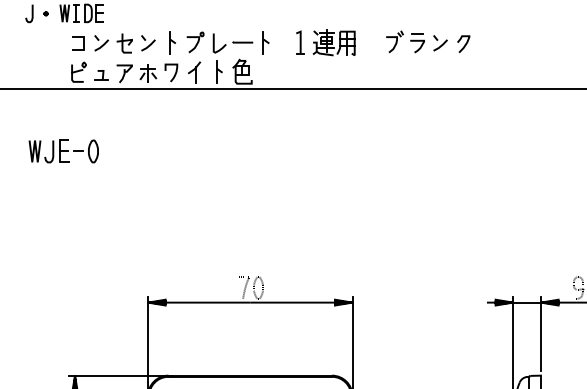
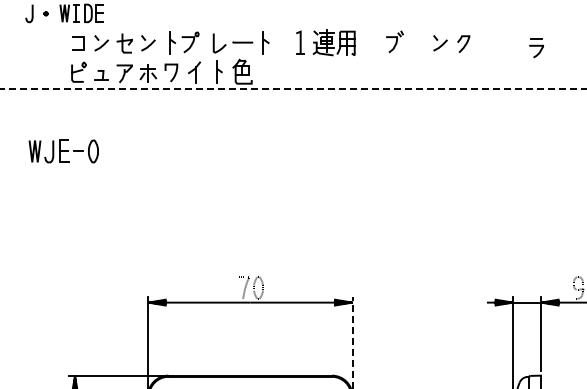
part position: (195, 42) -> (190, 42) (190, 42)
part position: (417, 43) -> (536, 48) (536, 48)
line: solid -> dashed (294, 89)
line: solid -> dashed (352, 342)
